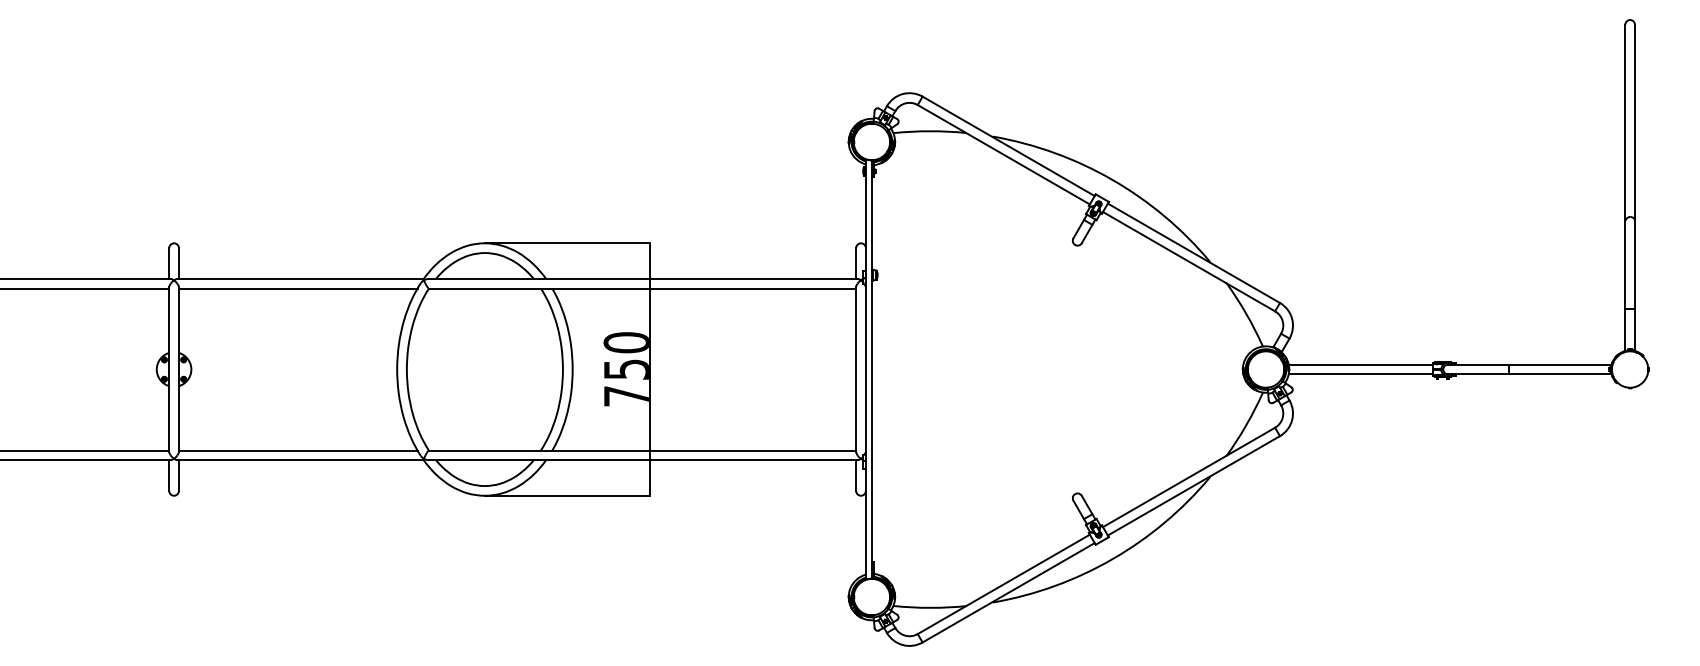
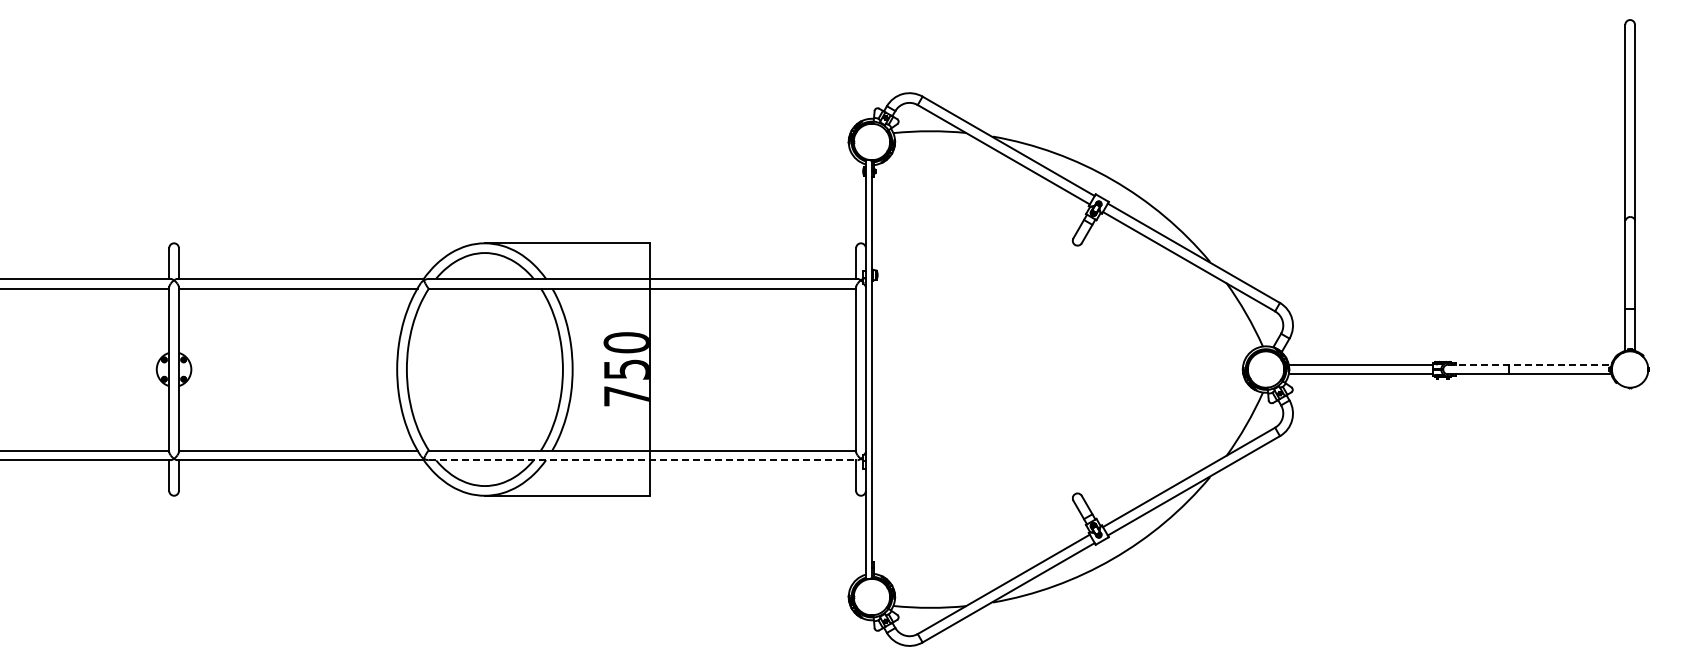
line: solid -> dashed (1529, 364)
line: solid -> dashed (643, 460)
